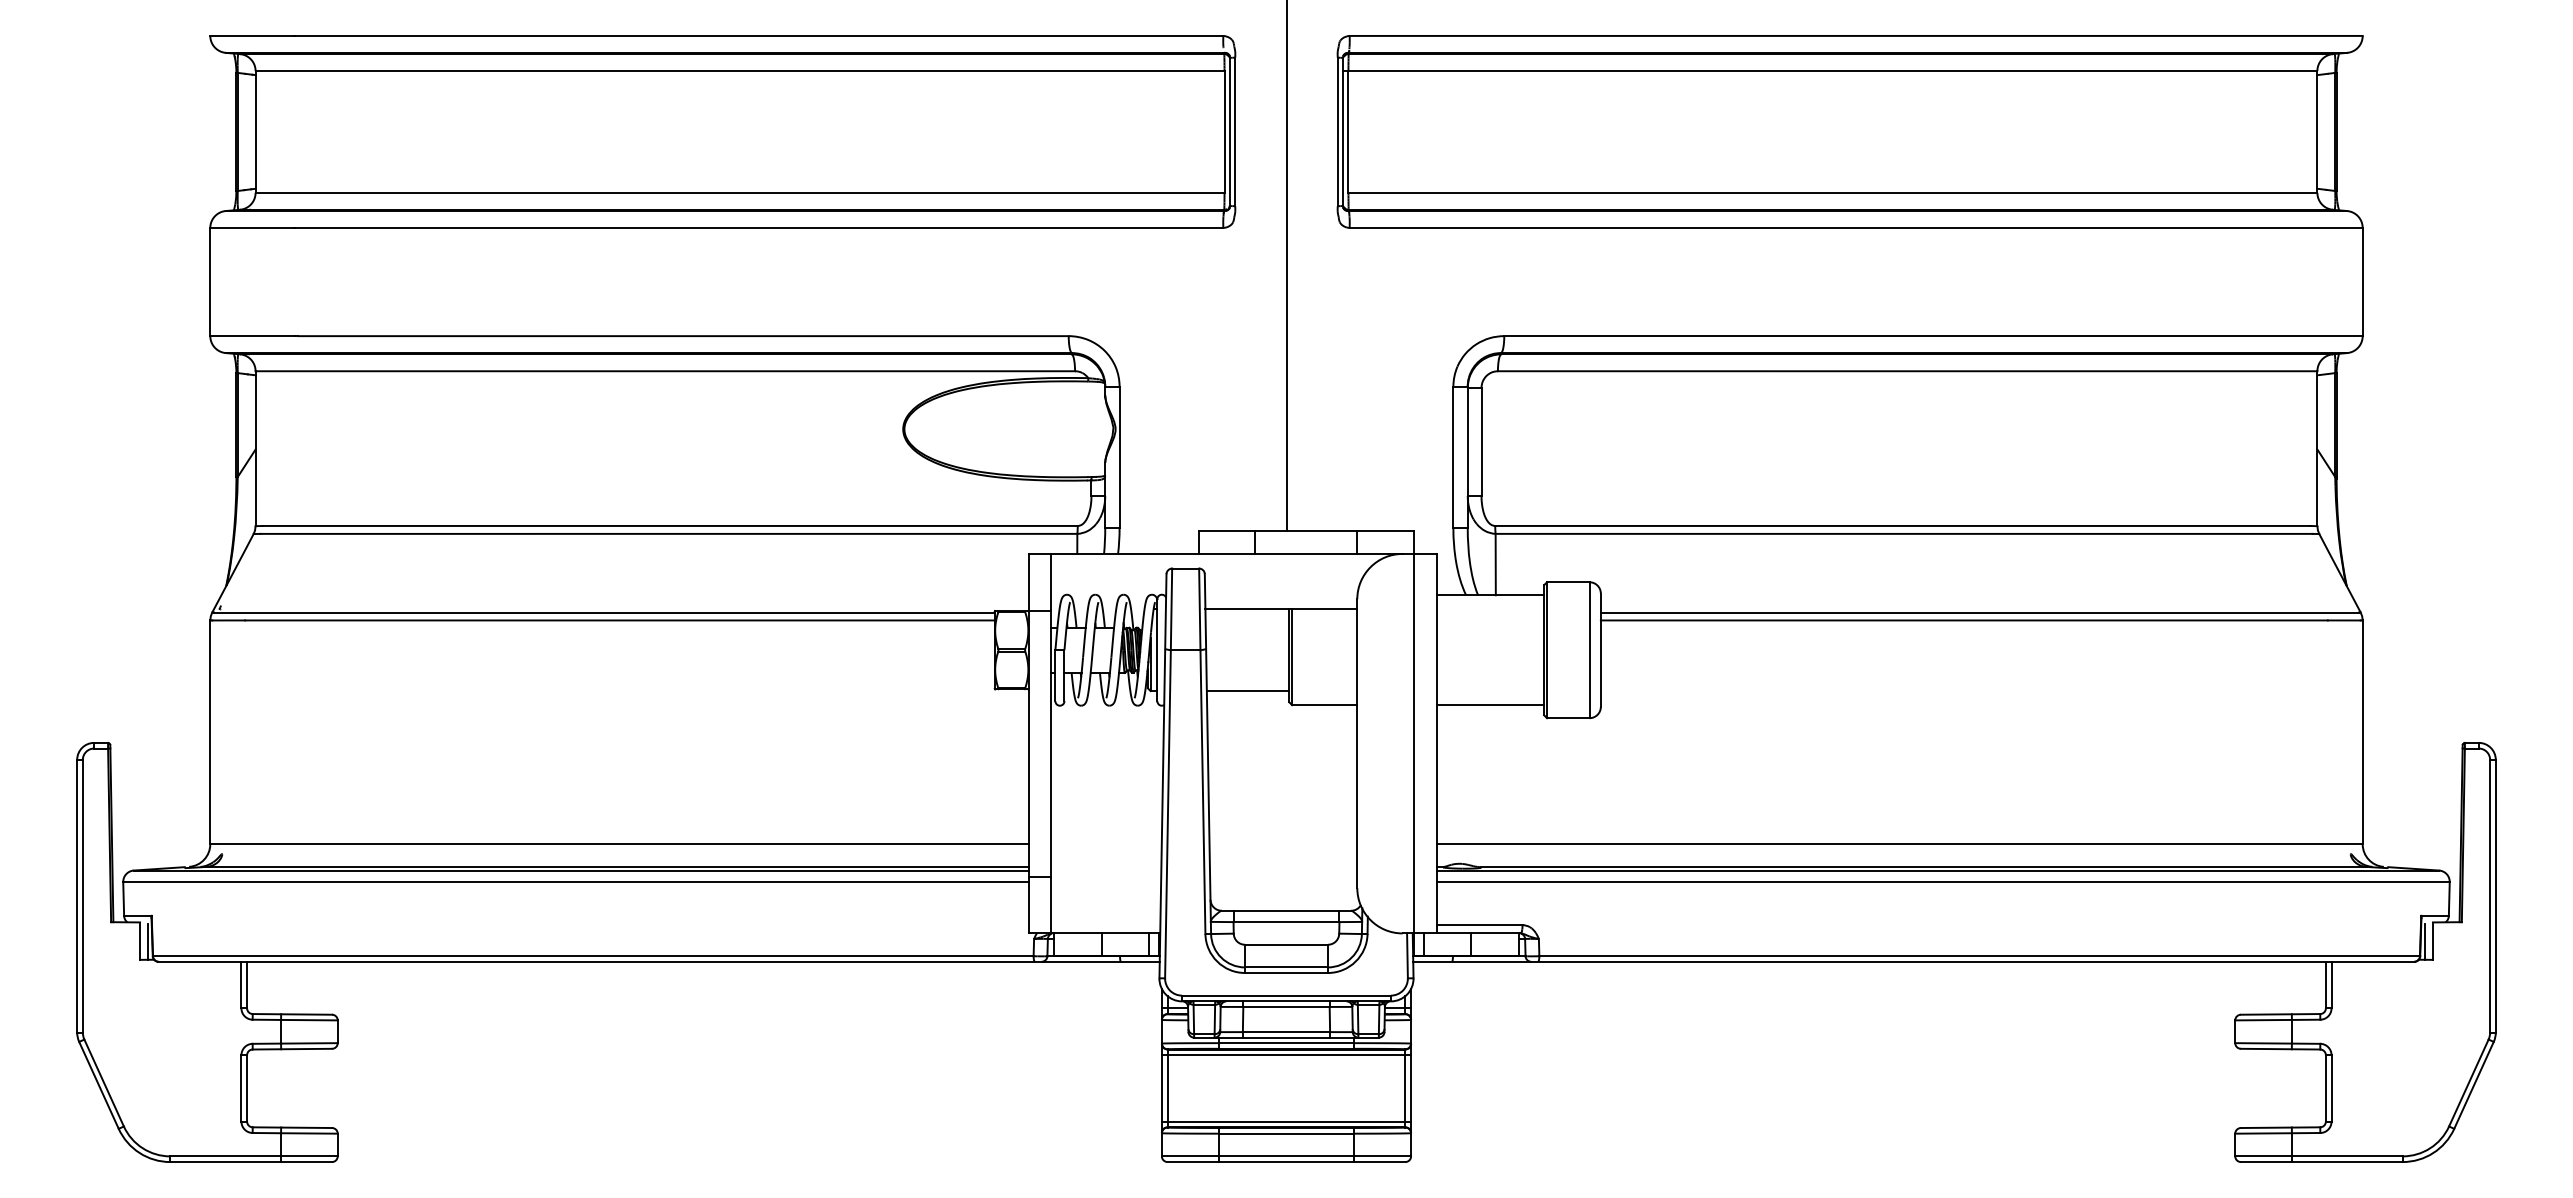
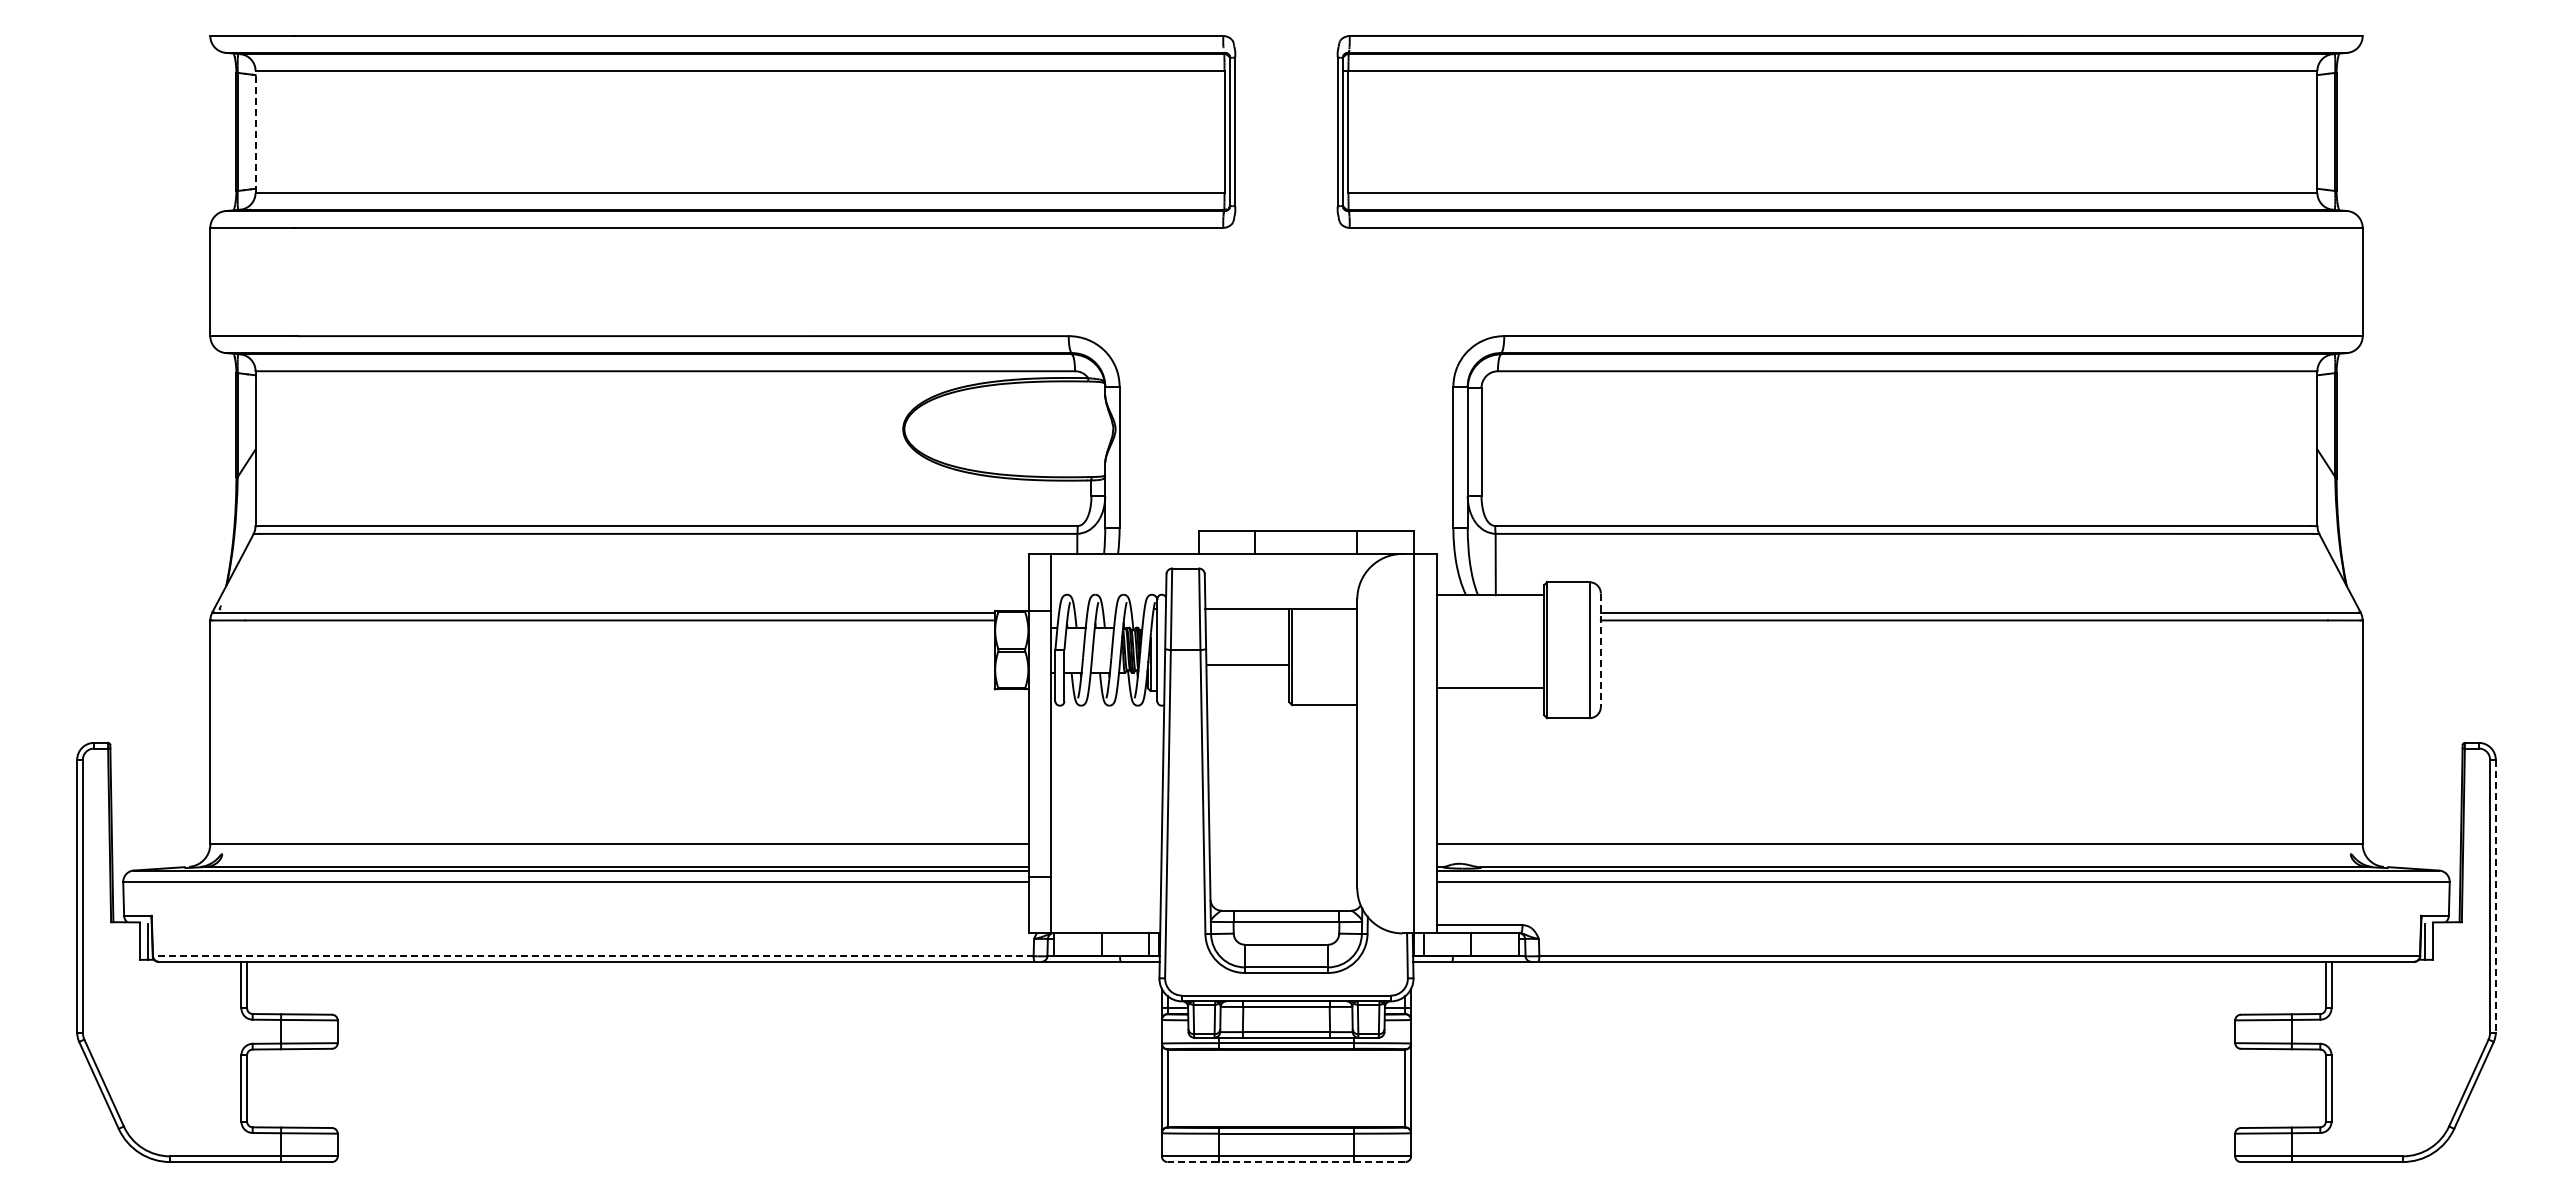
line: solid -> dashed (255, 131)
line: present -> none (1286, 266)
line: solid -> dashed (1600, 650)
line position: (1247, 691) -> (1247, 665) (1247, 665)
line position: (1490, 705) -> (1490, 688) (1490, 688)
line: solid -> dashed (2495, 896)
line: solid -> dashed (592, 956)
line: present -> none (1286, 1055)
line: present -> none (1286, 1121)
line: solid -> dashed (1286, 1162)
